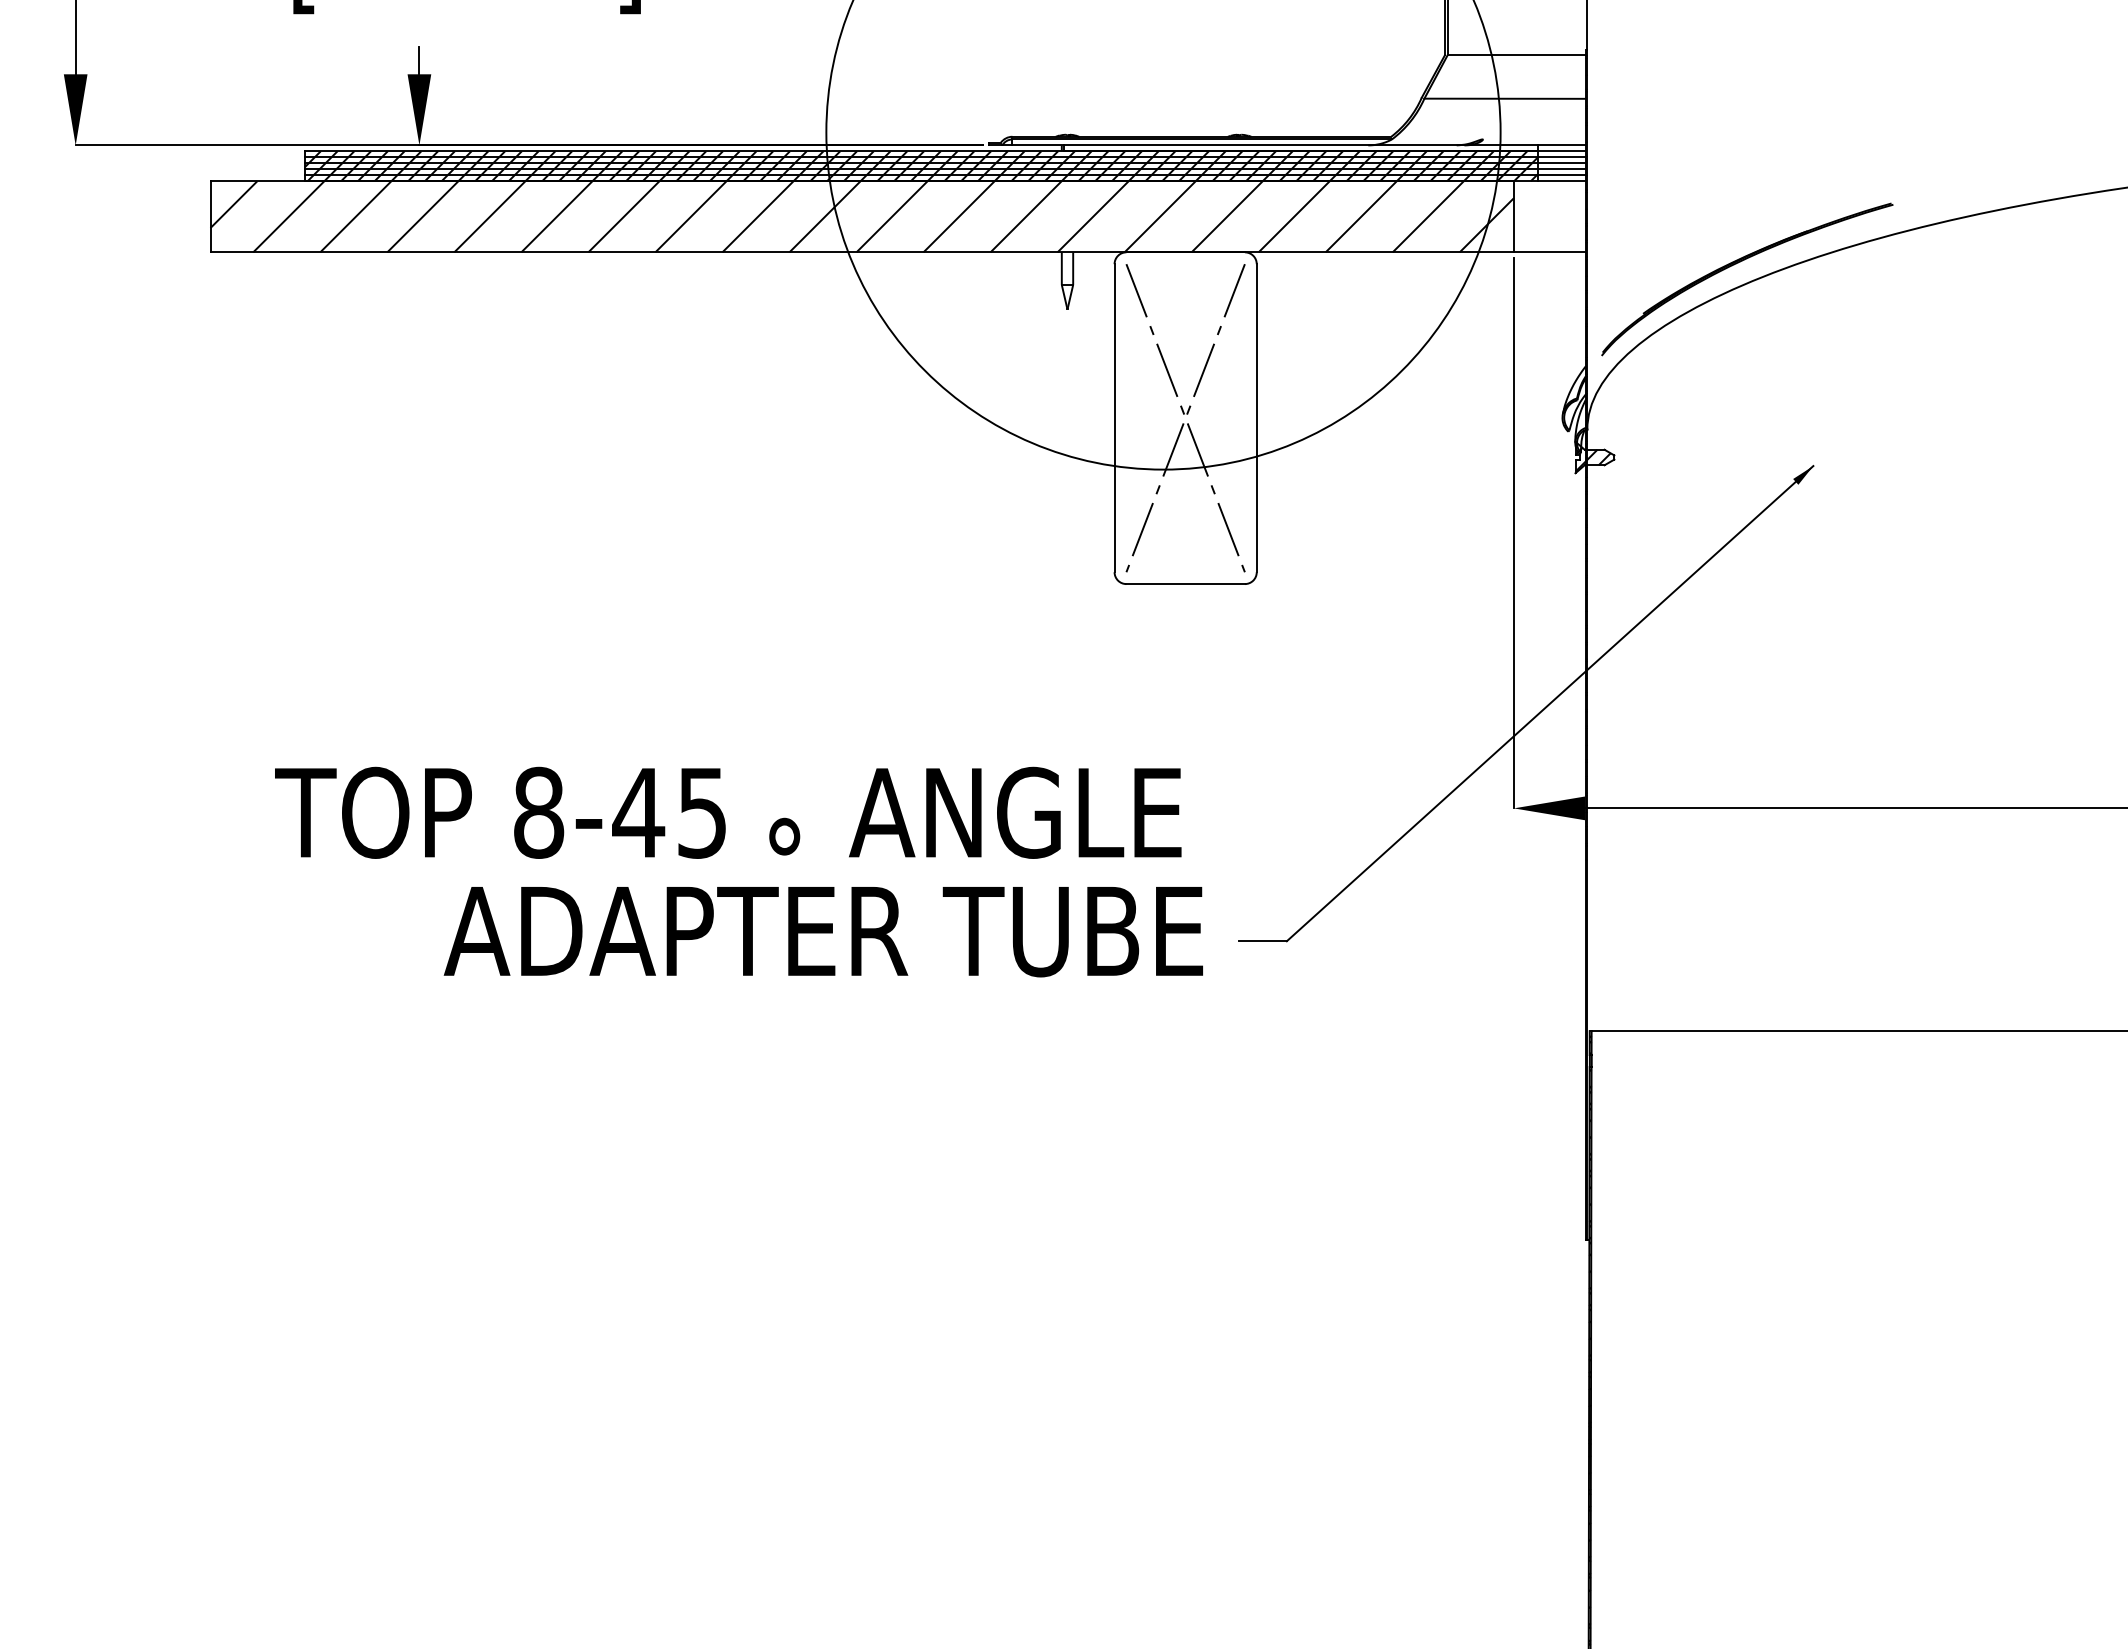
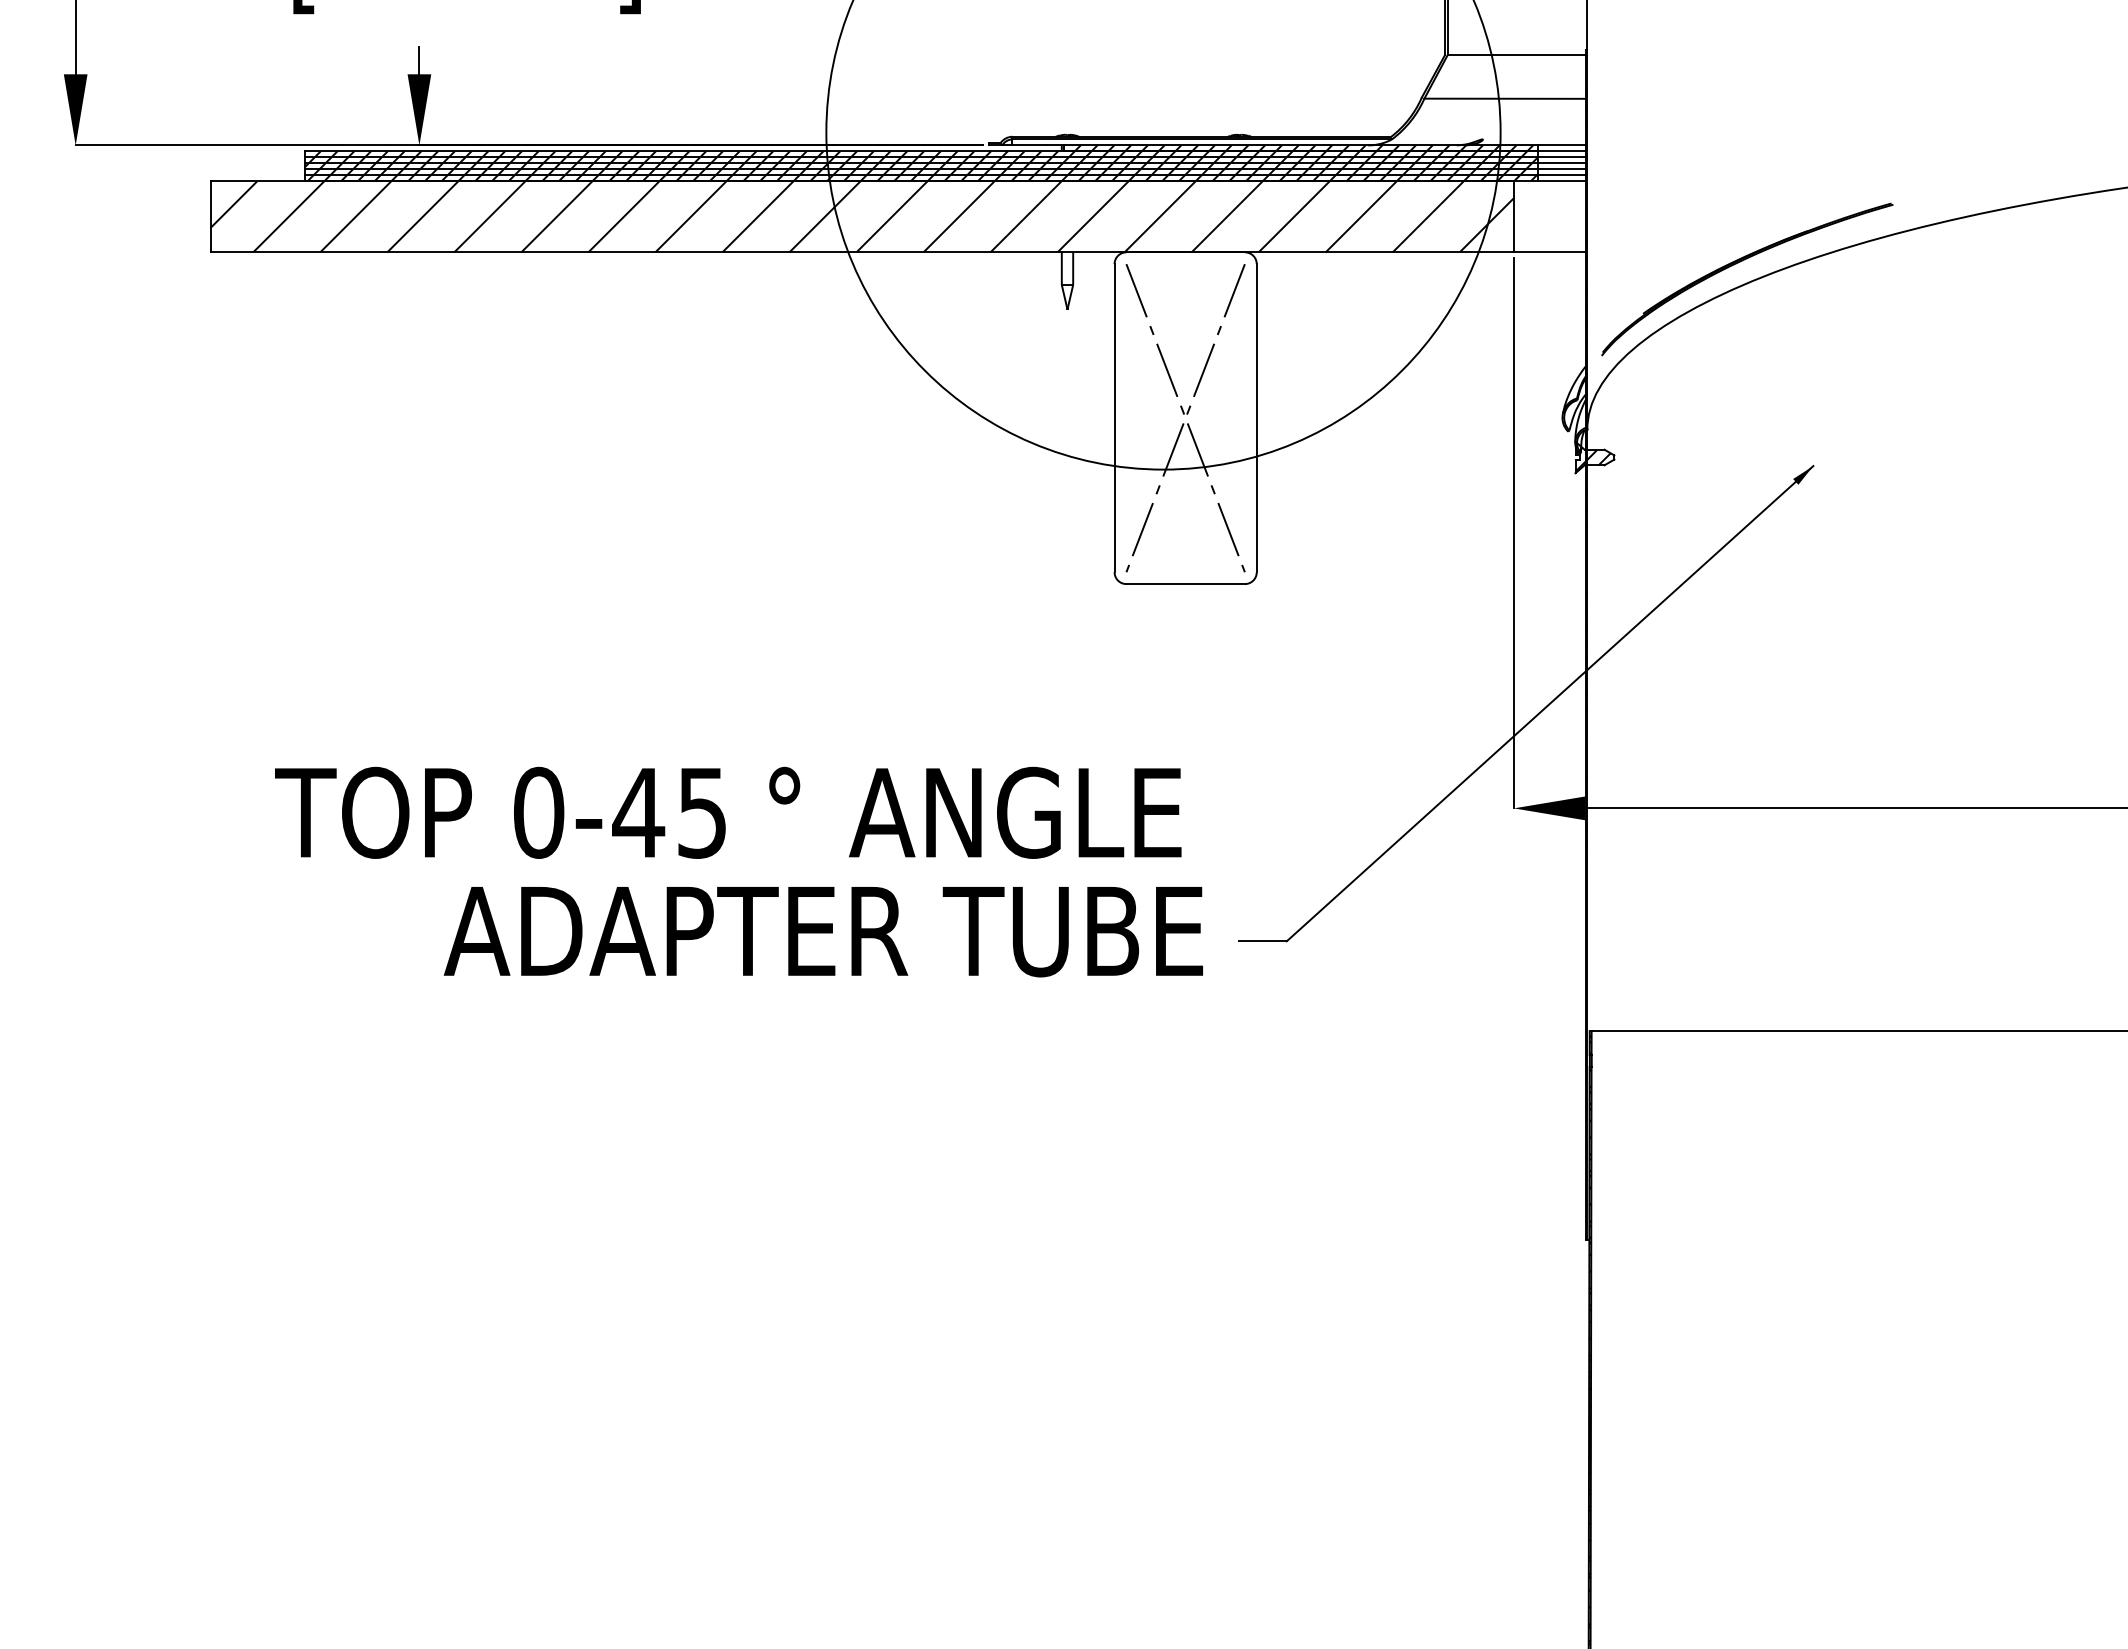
hatch: none -> present (1298, 148)
text: 8-45 -> 0-45 (539, 812)
text position: (784, 836) -> (784, 785) (784, 785)
